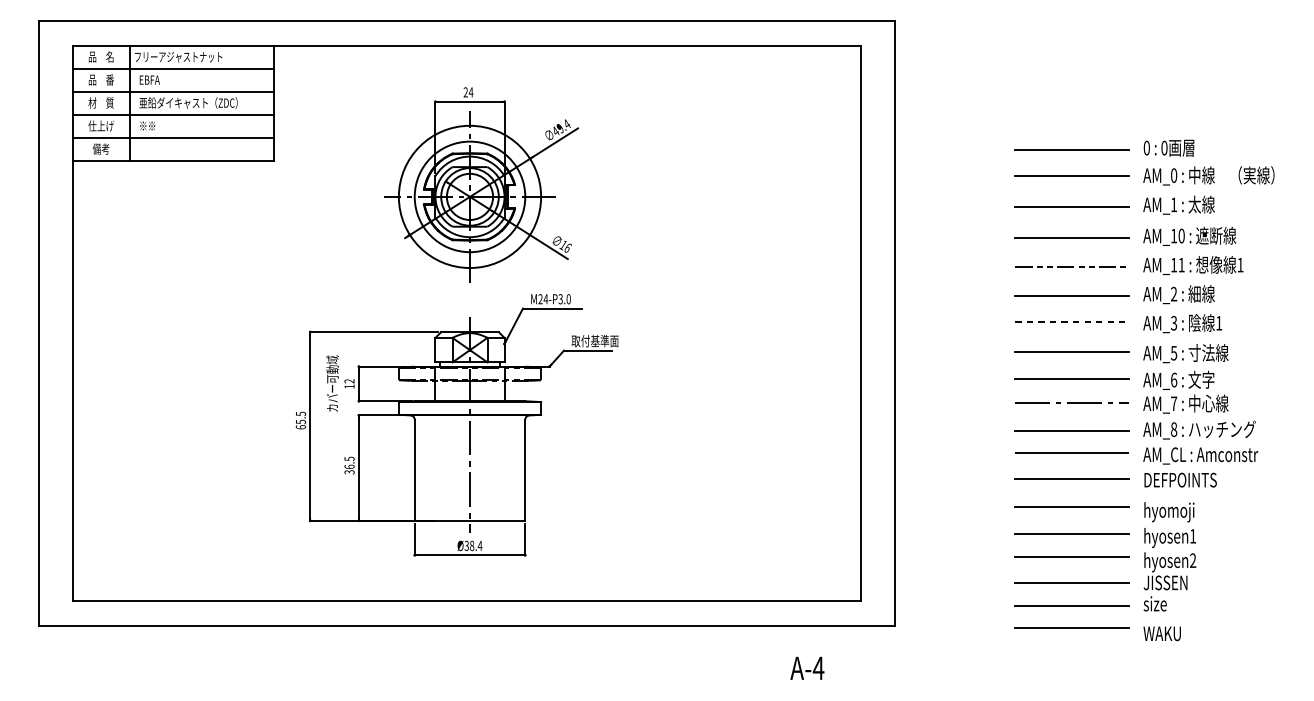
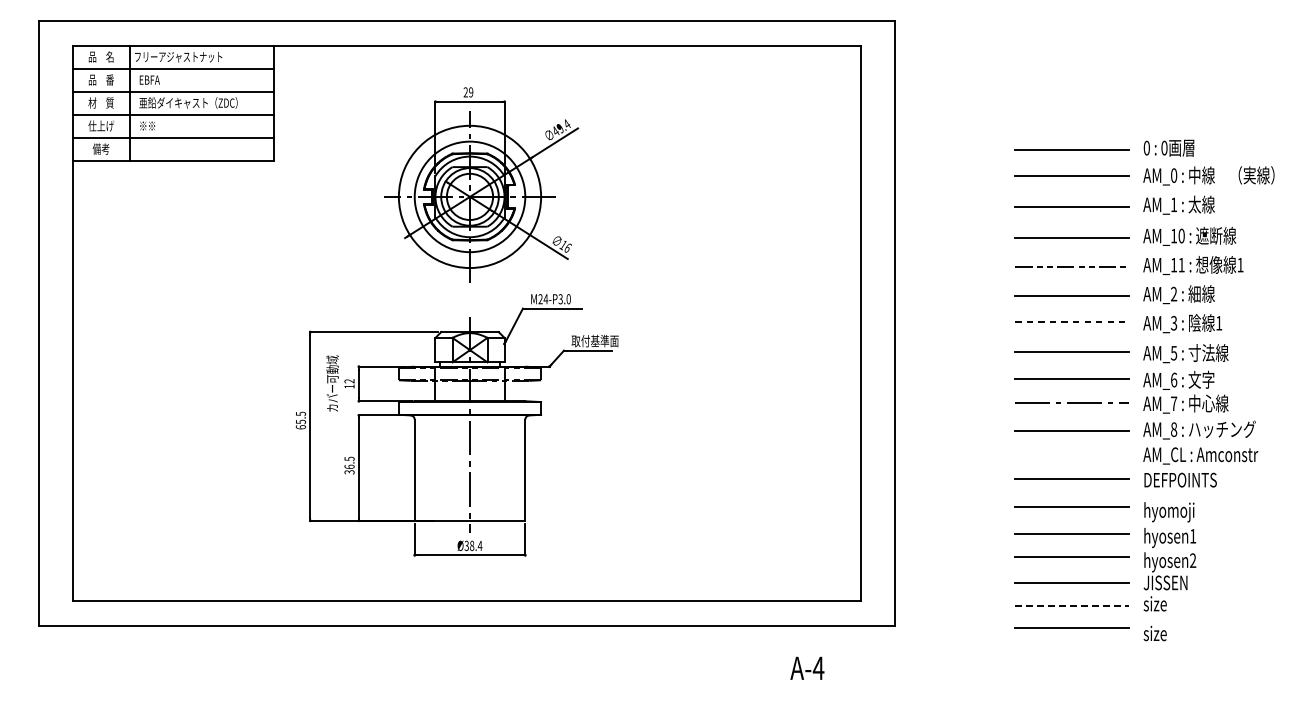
text: 24 -> 29 (470, 92)
line: present -> none (1071, 453)
line: solid -> dashed (1071, 605)
text: WAKU -> size (1161, 633)
